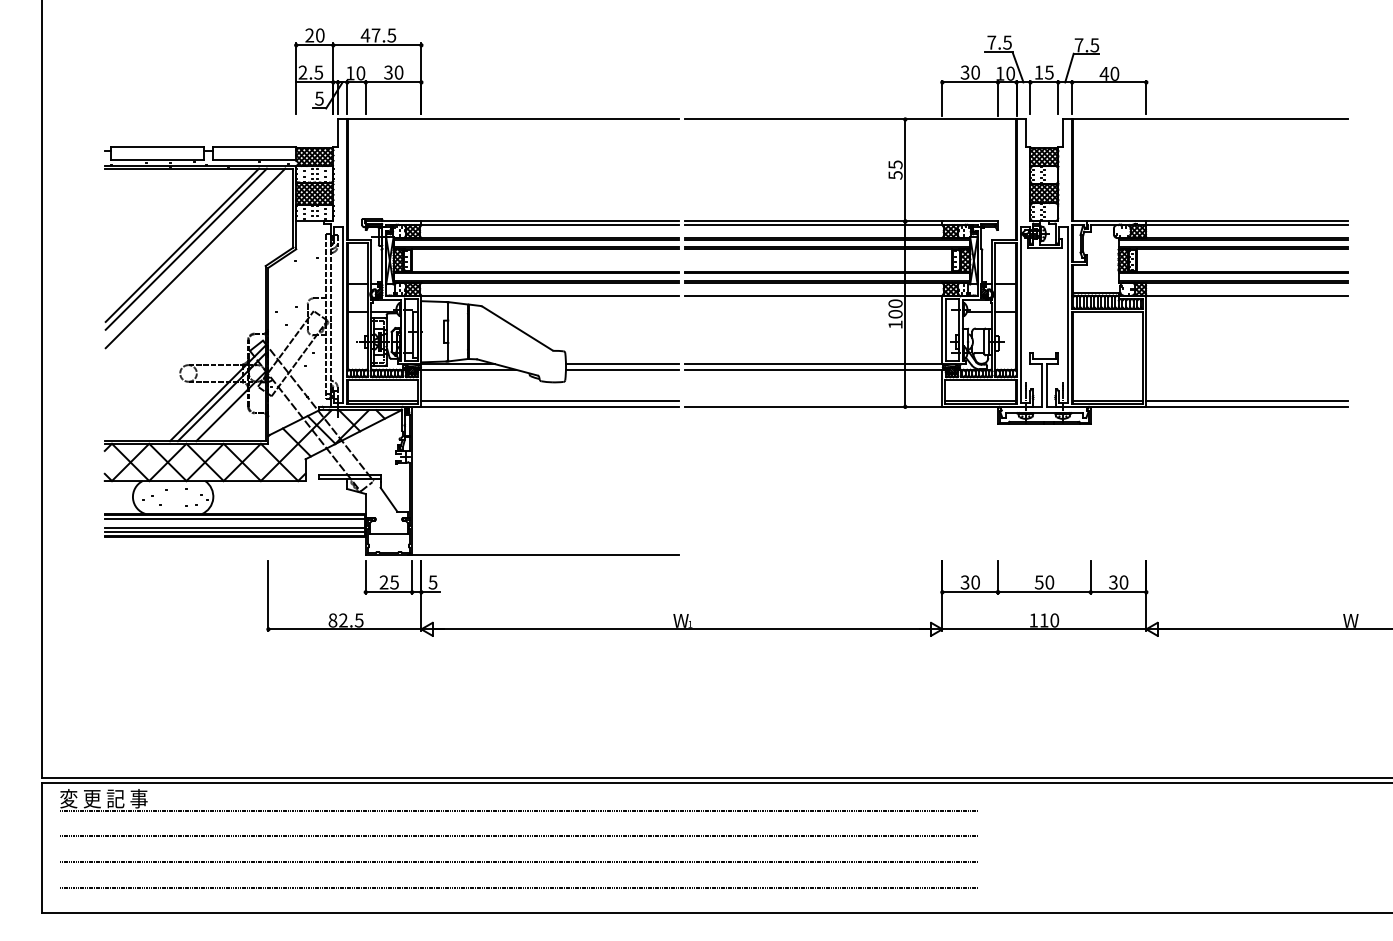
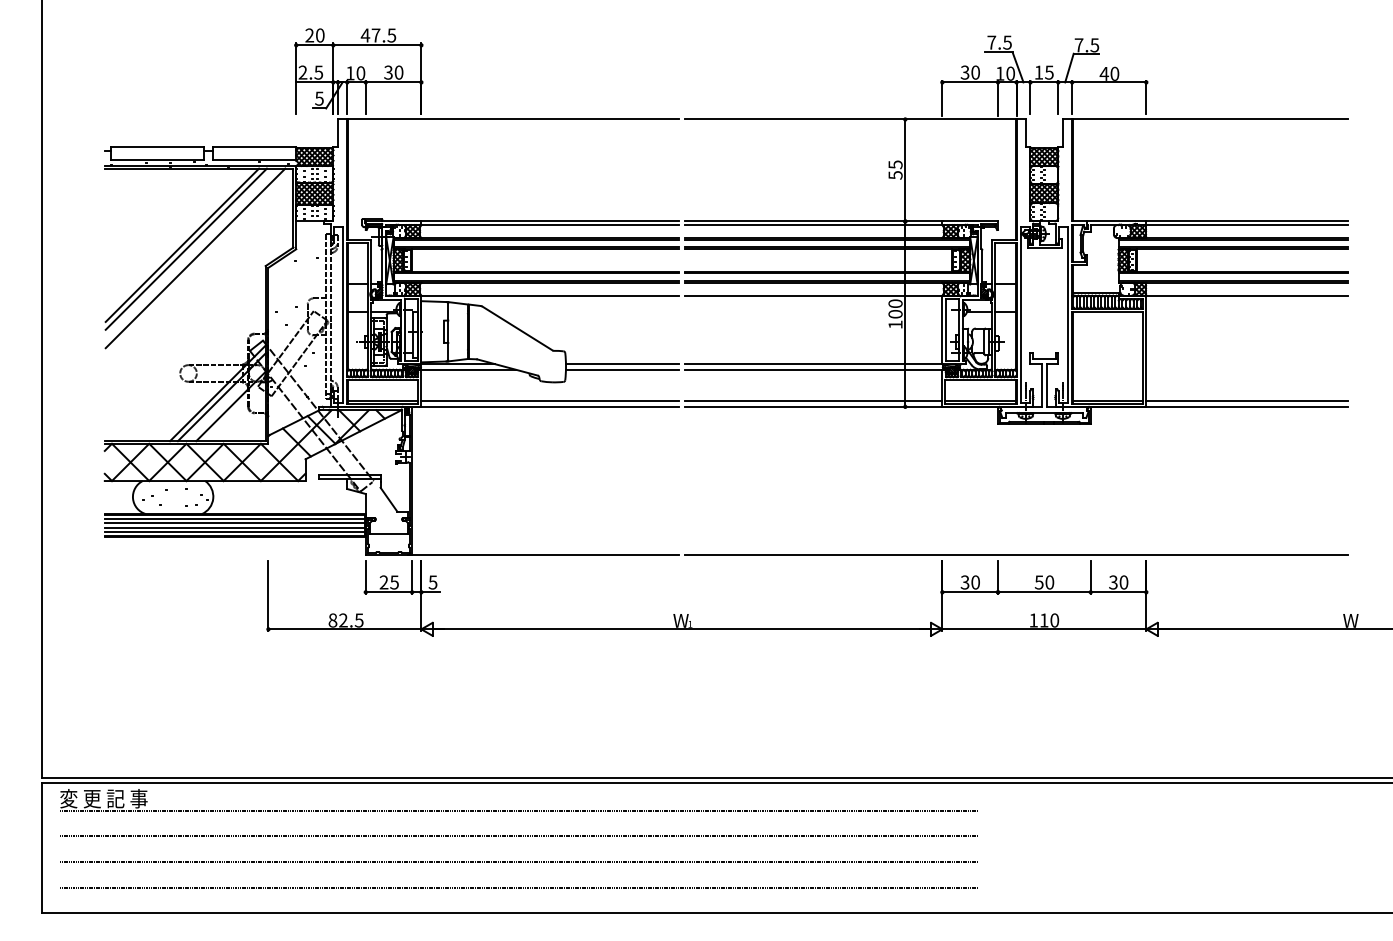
line: none -> present (813, 401)
line: none -> present (234, 523)
line: none -> present (1016, 555)
